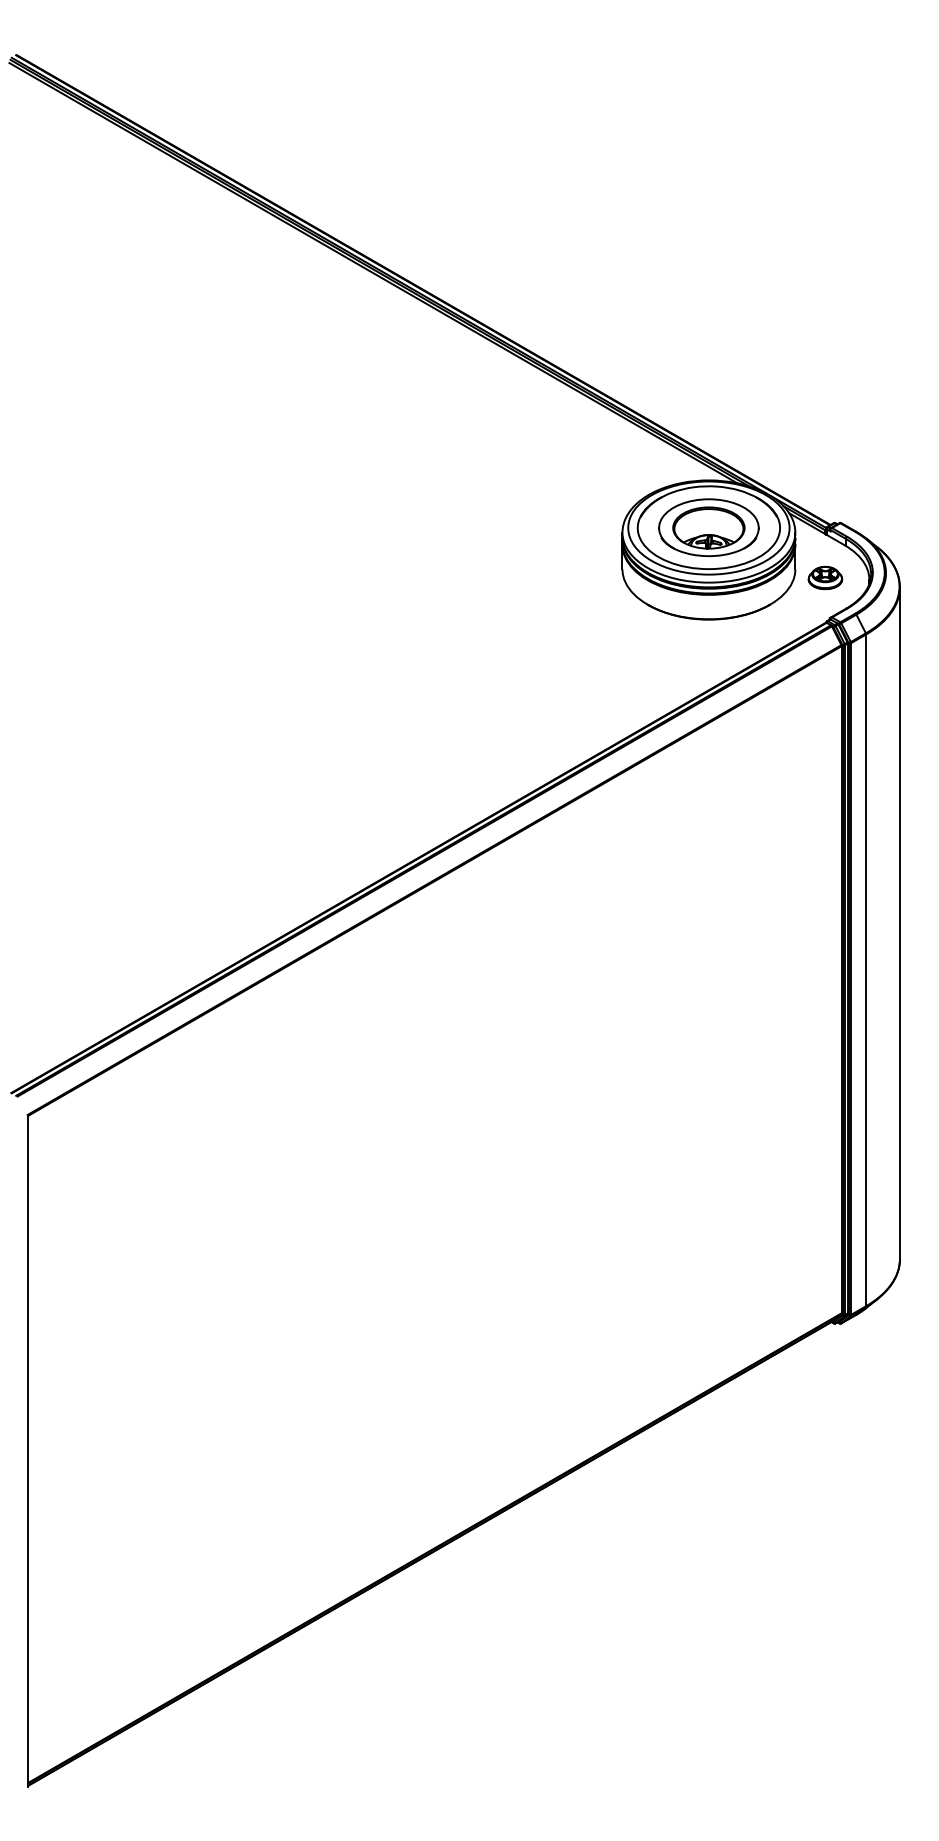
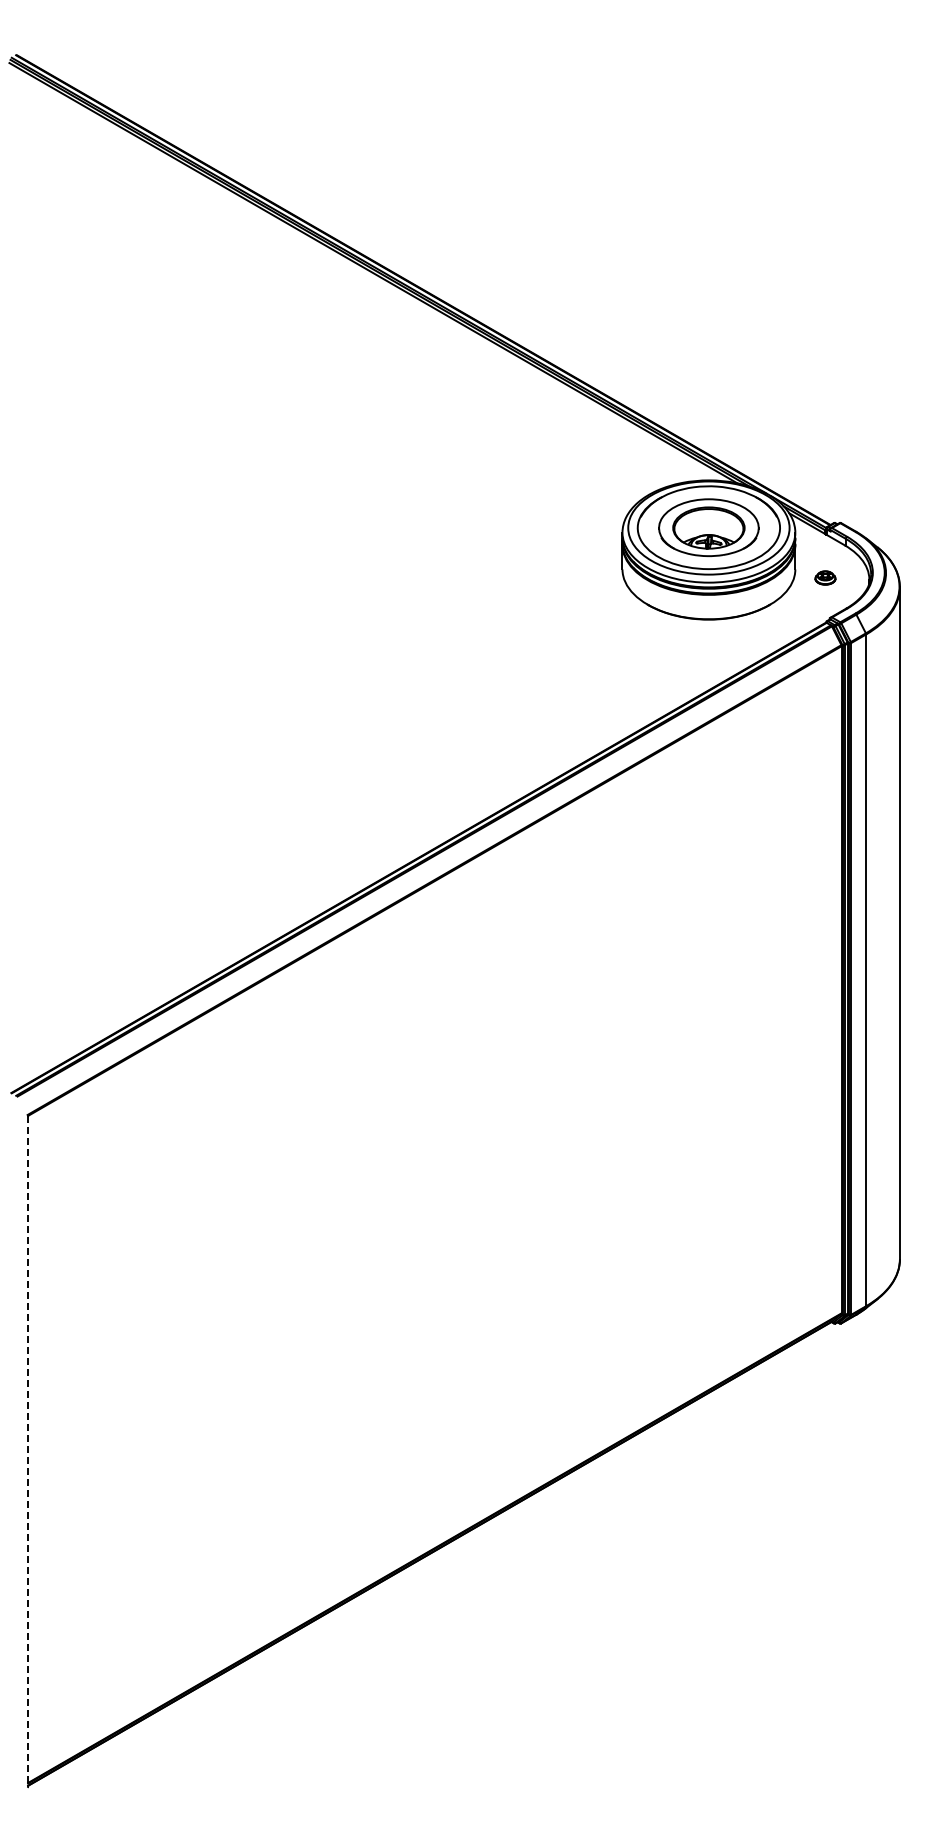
part size: 37x26 px -> 23x16 px (825, 577)
line: solid -> dashed (28, 1451)
